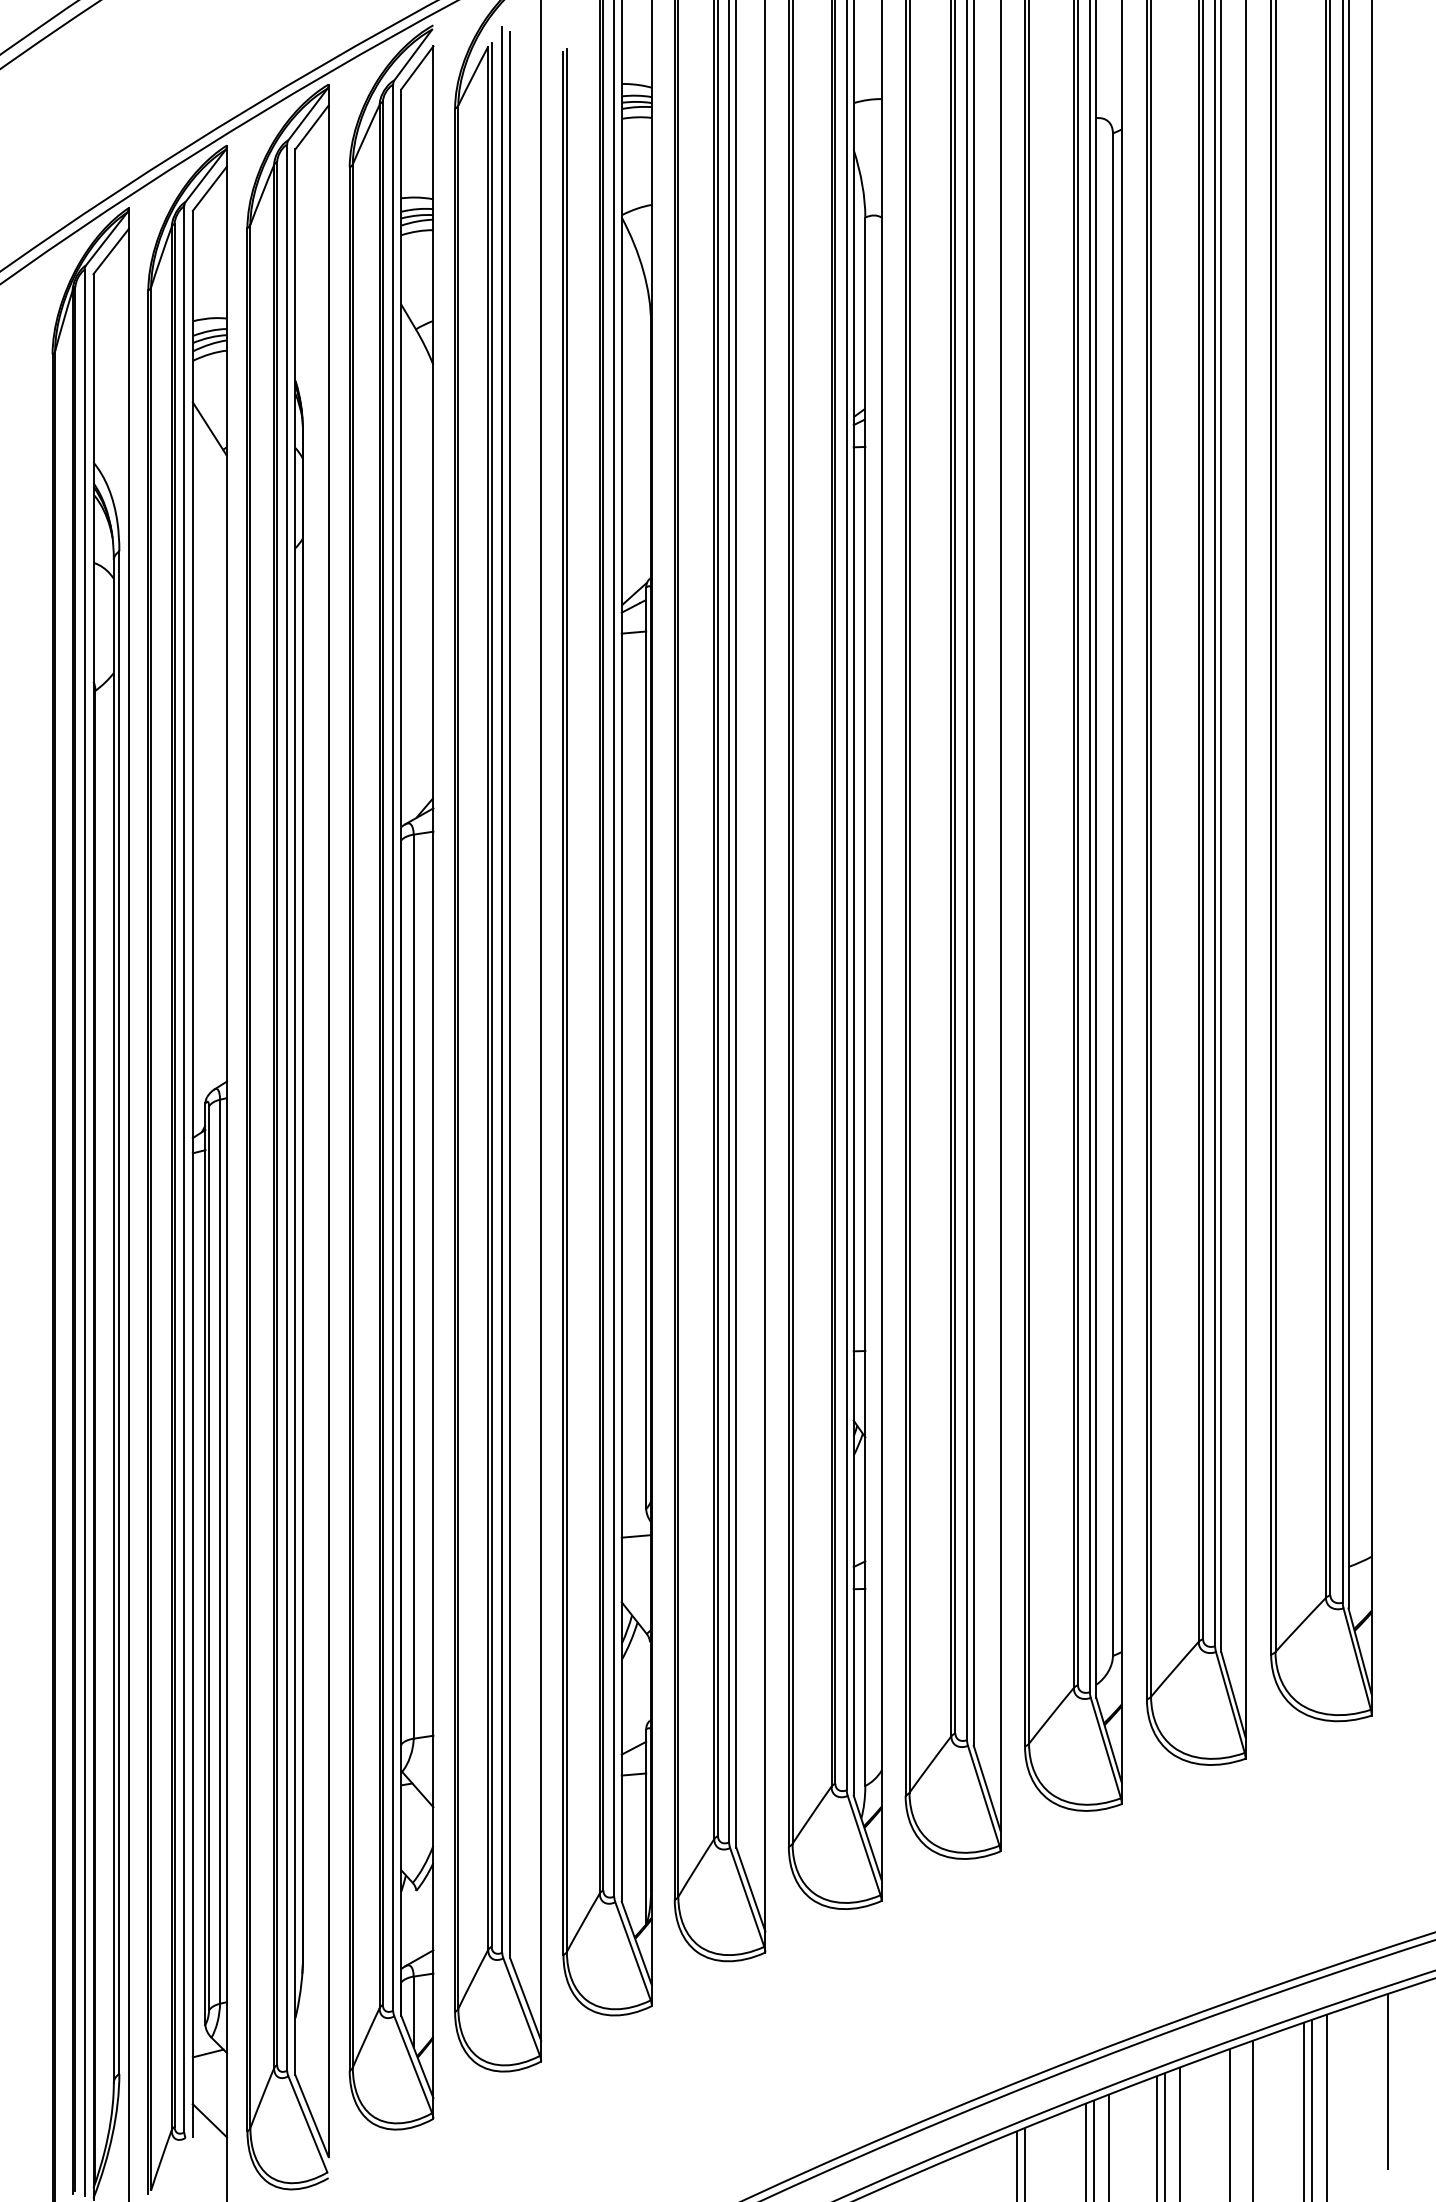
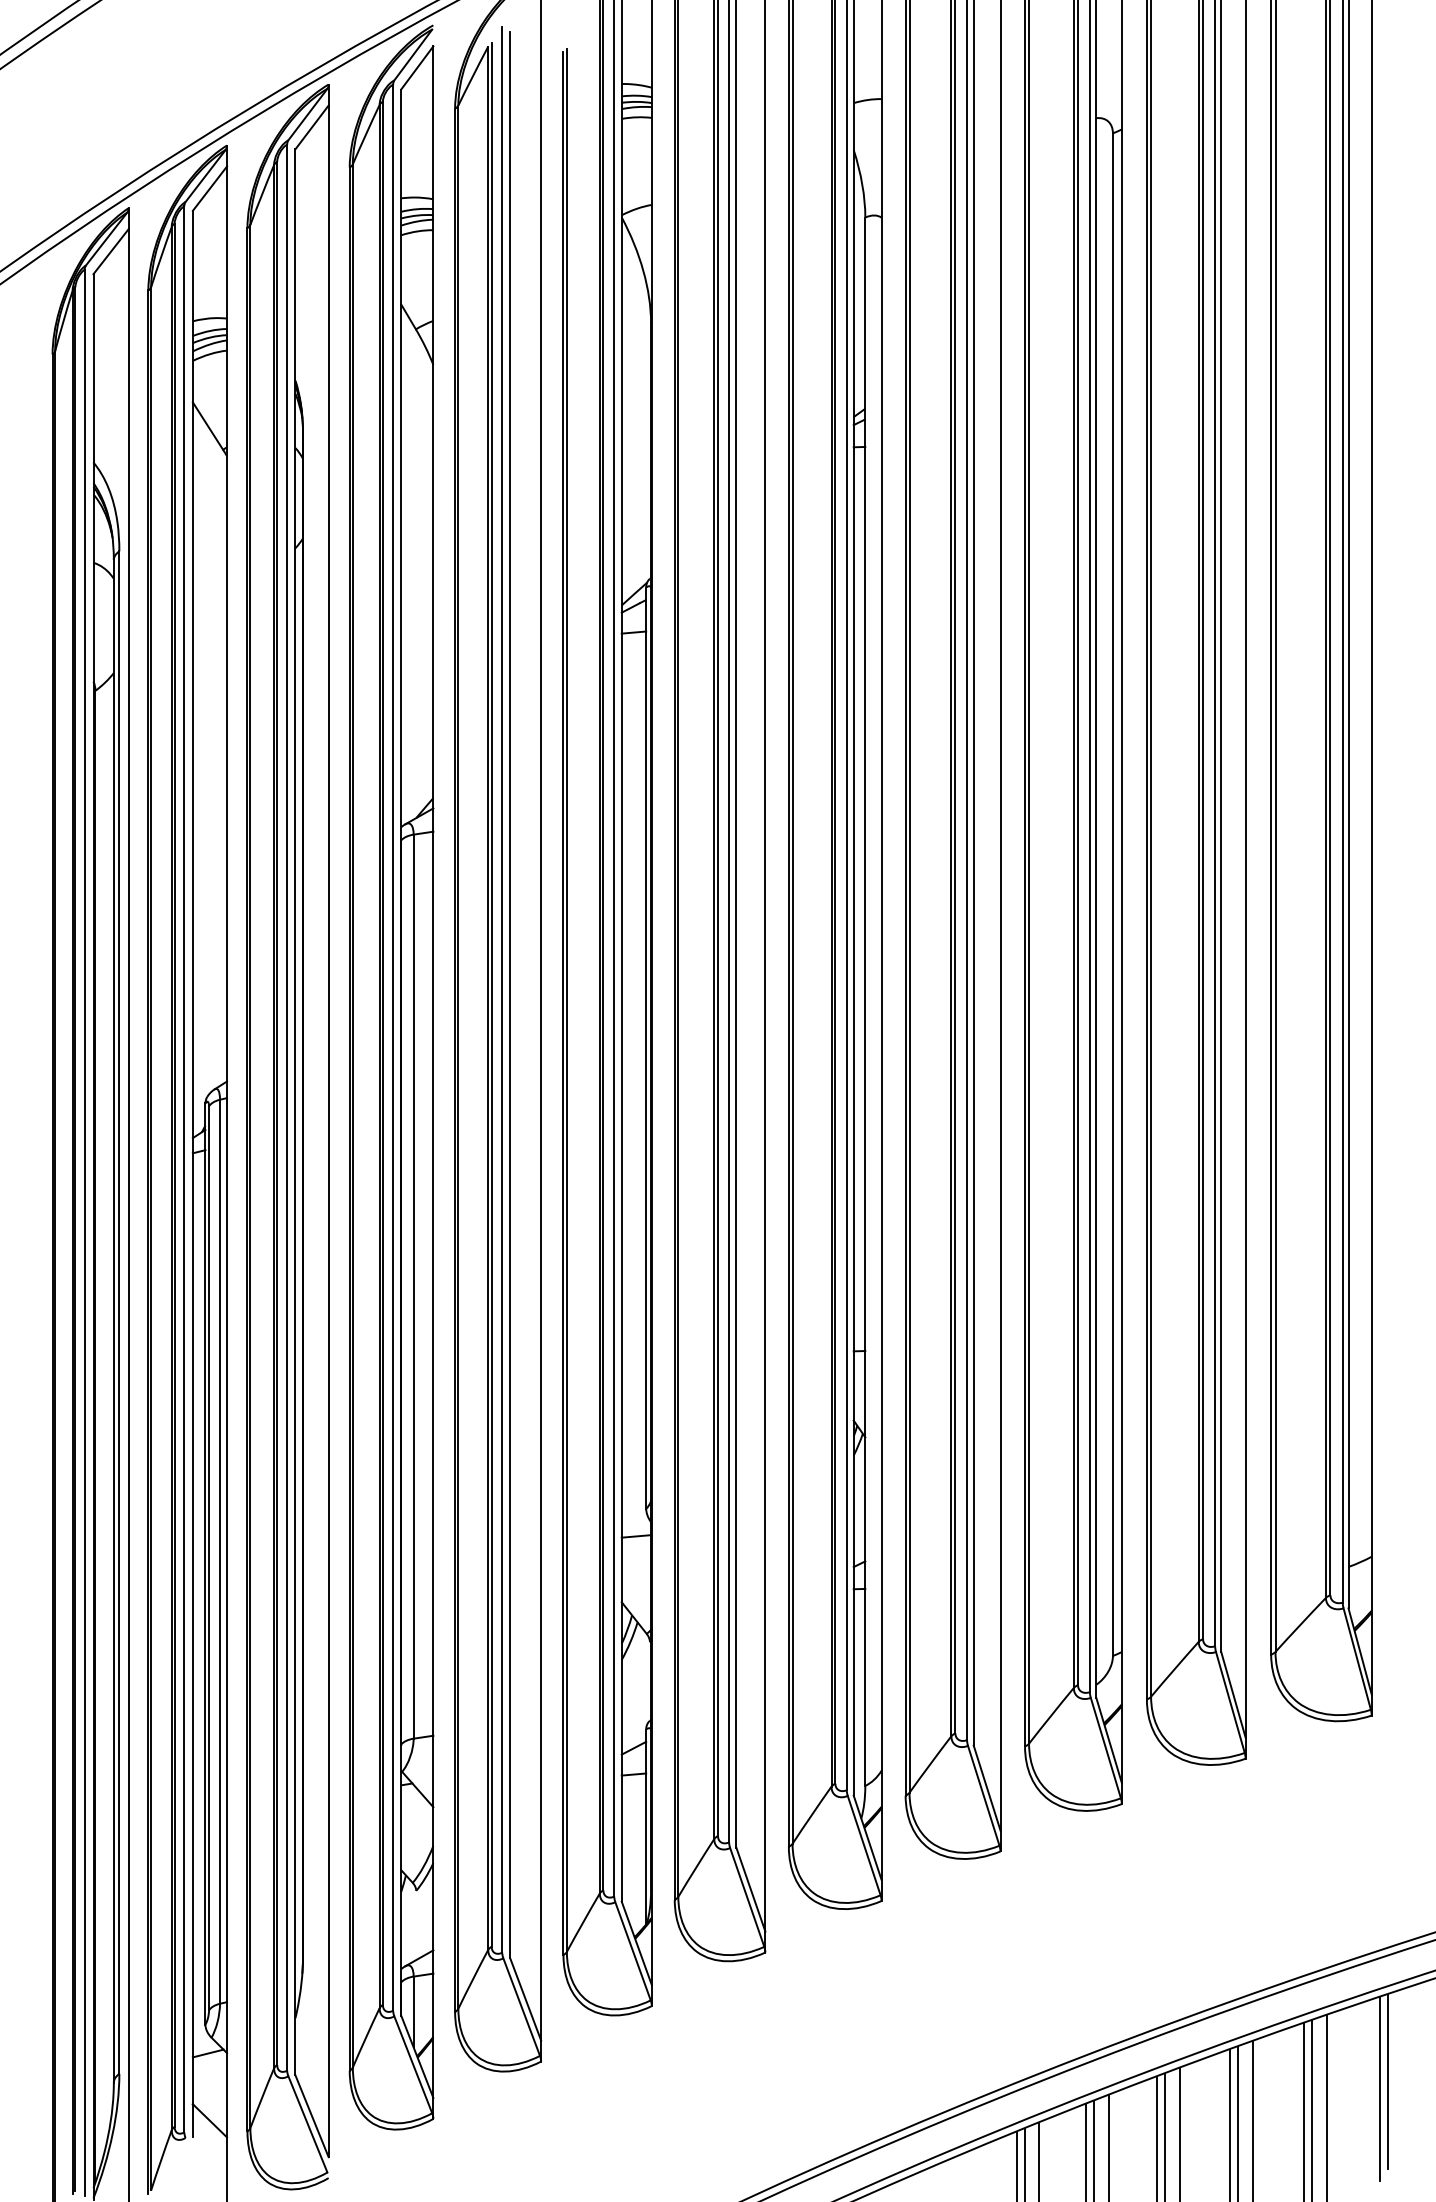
line: none -> present (1380, 2089)
line: none -> present (1237, 2122)
line: none -> present (1039, 2160)
